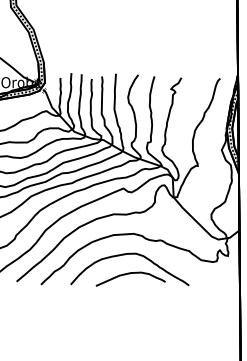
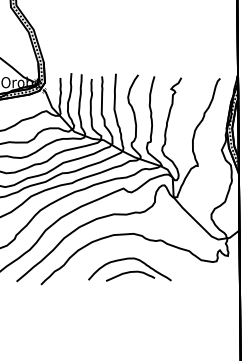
part size: 120x35 px -> 84x25 px (129, 269)
